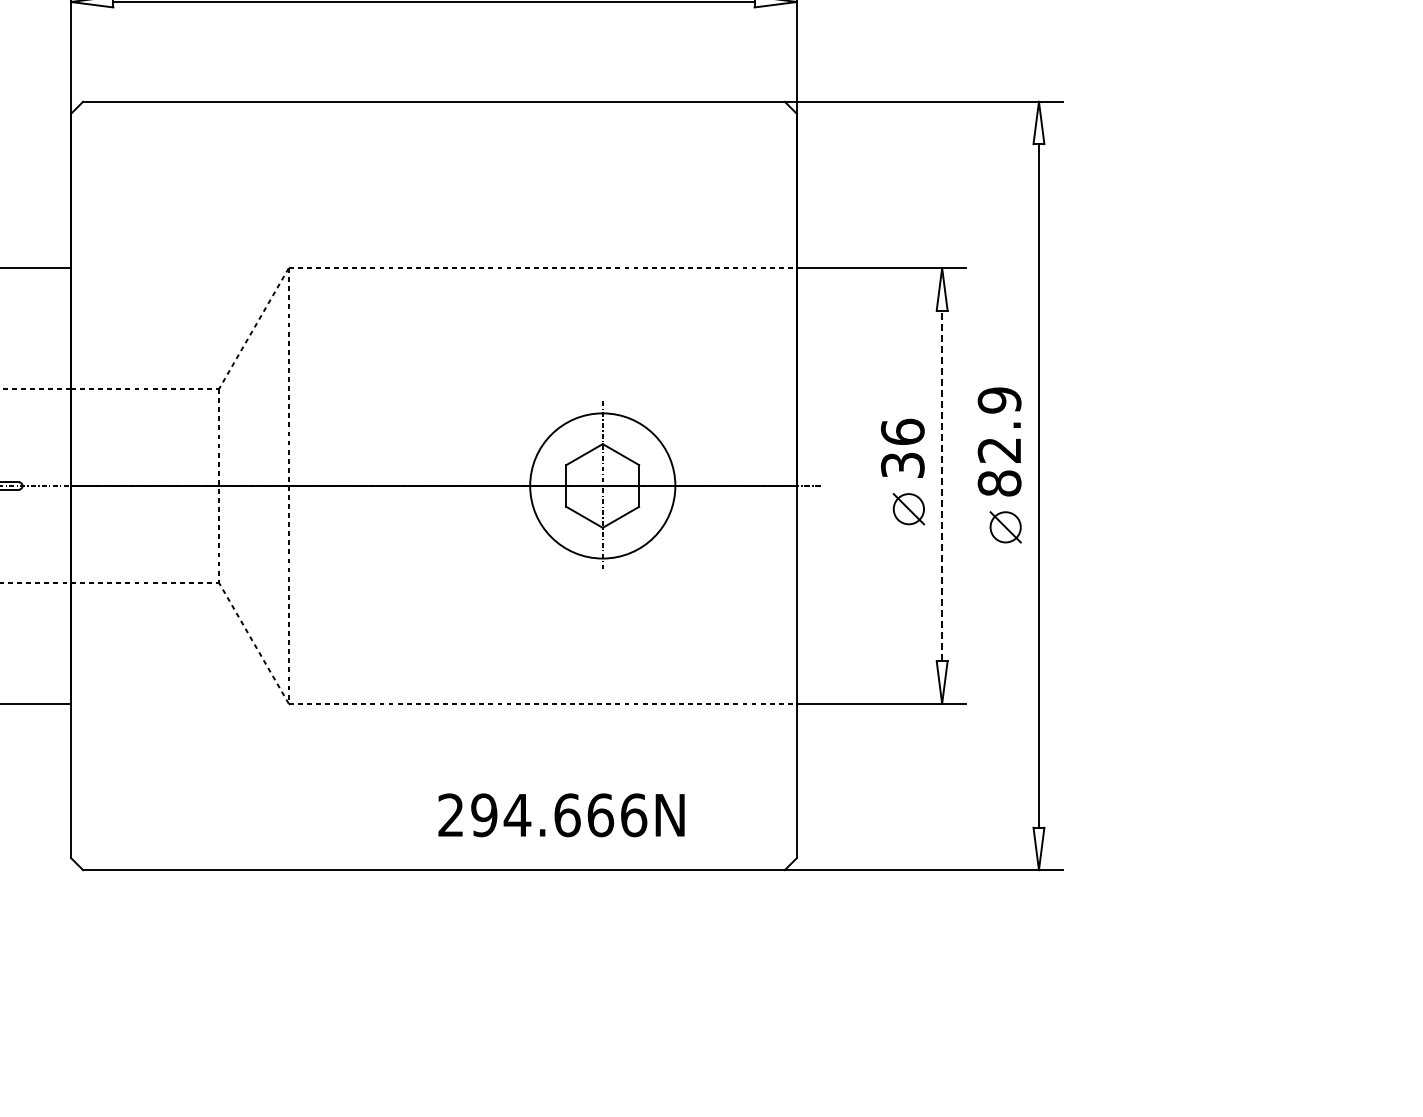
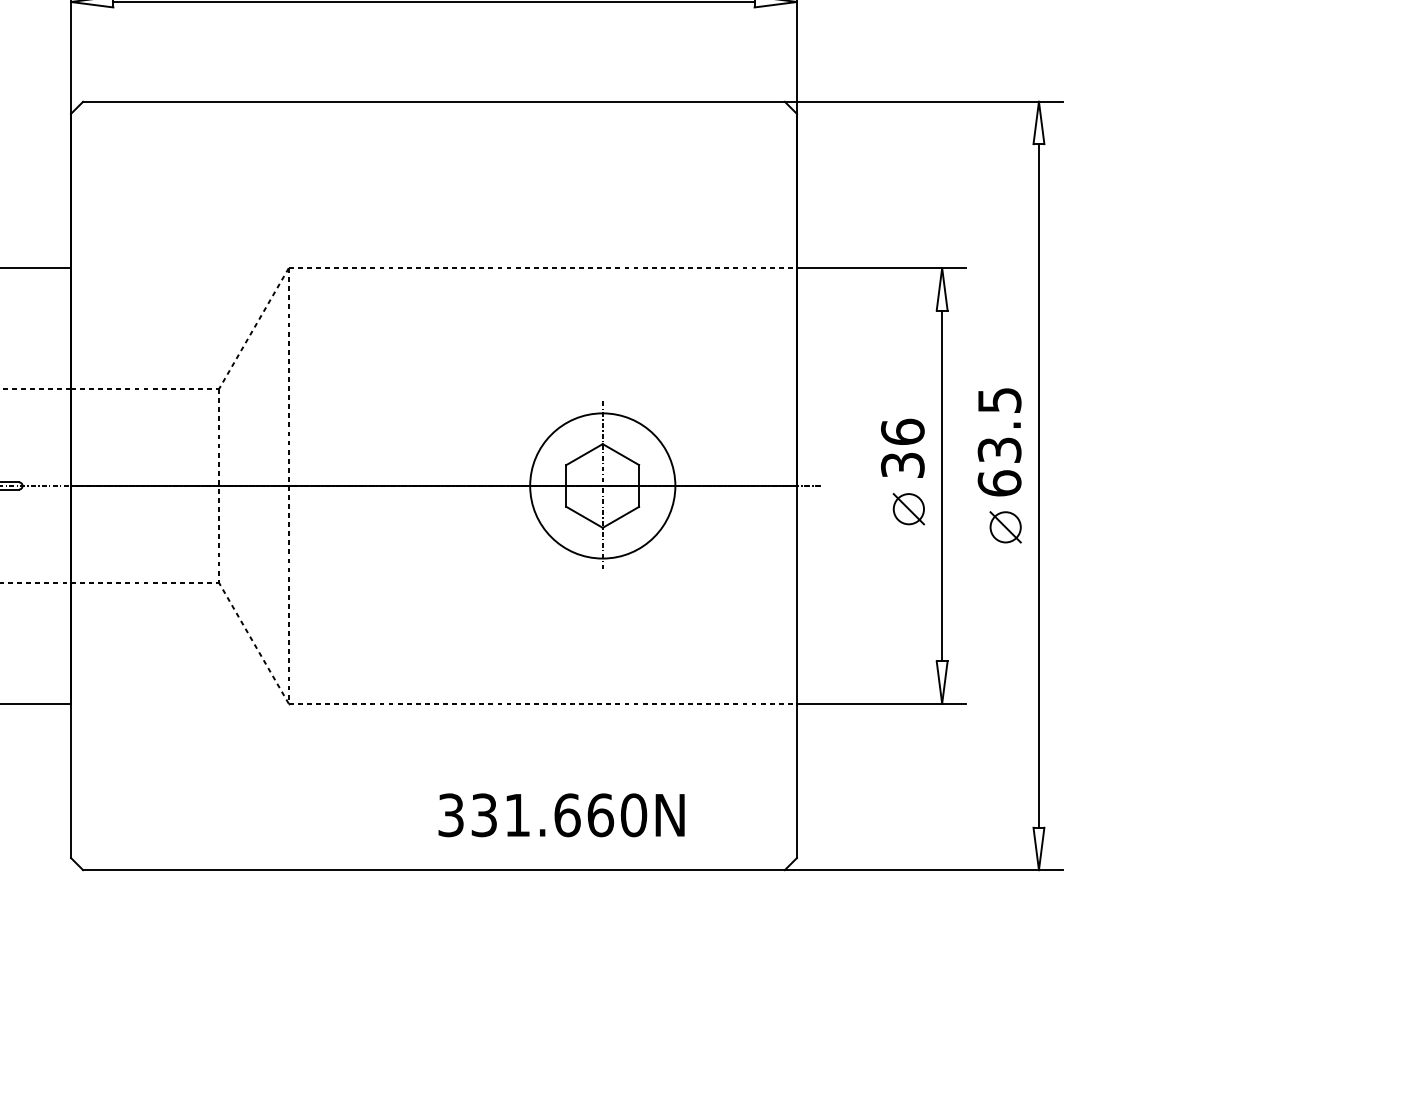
text: 82.9 -> 63.5 (999, 441)
line: dashed -> solid (942, 485)
text: 294.666N -> 331.660N (542, 815)
